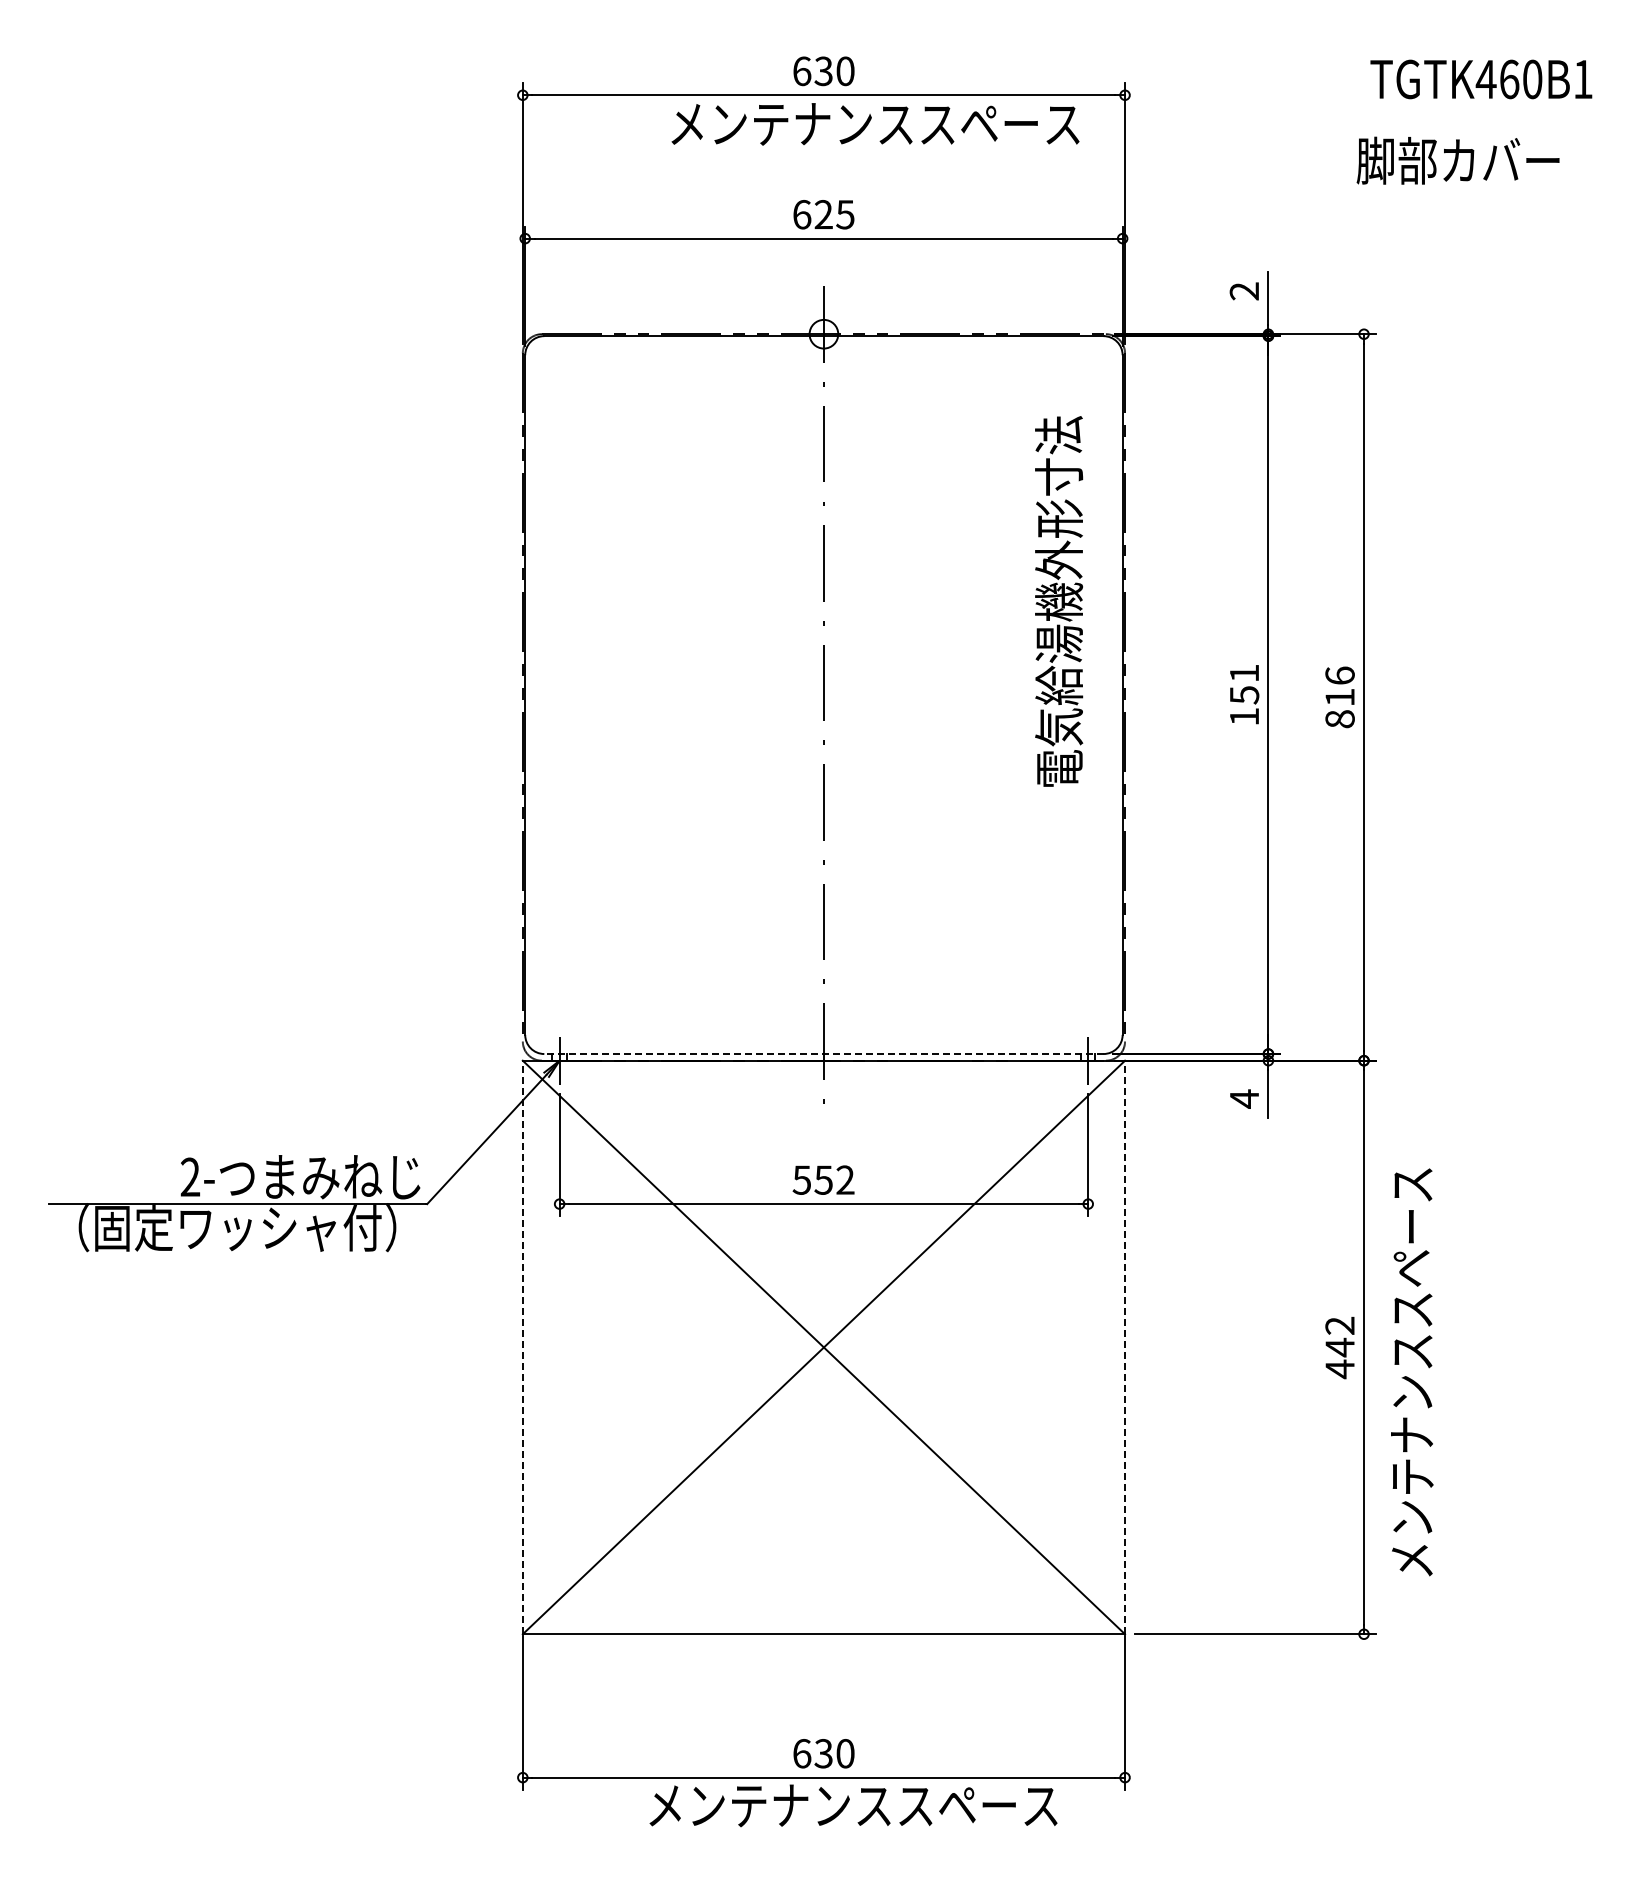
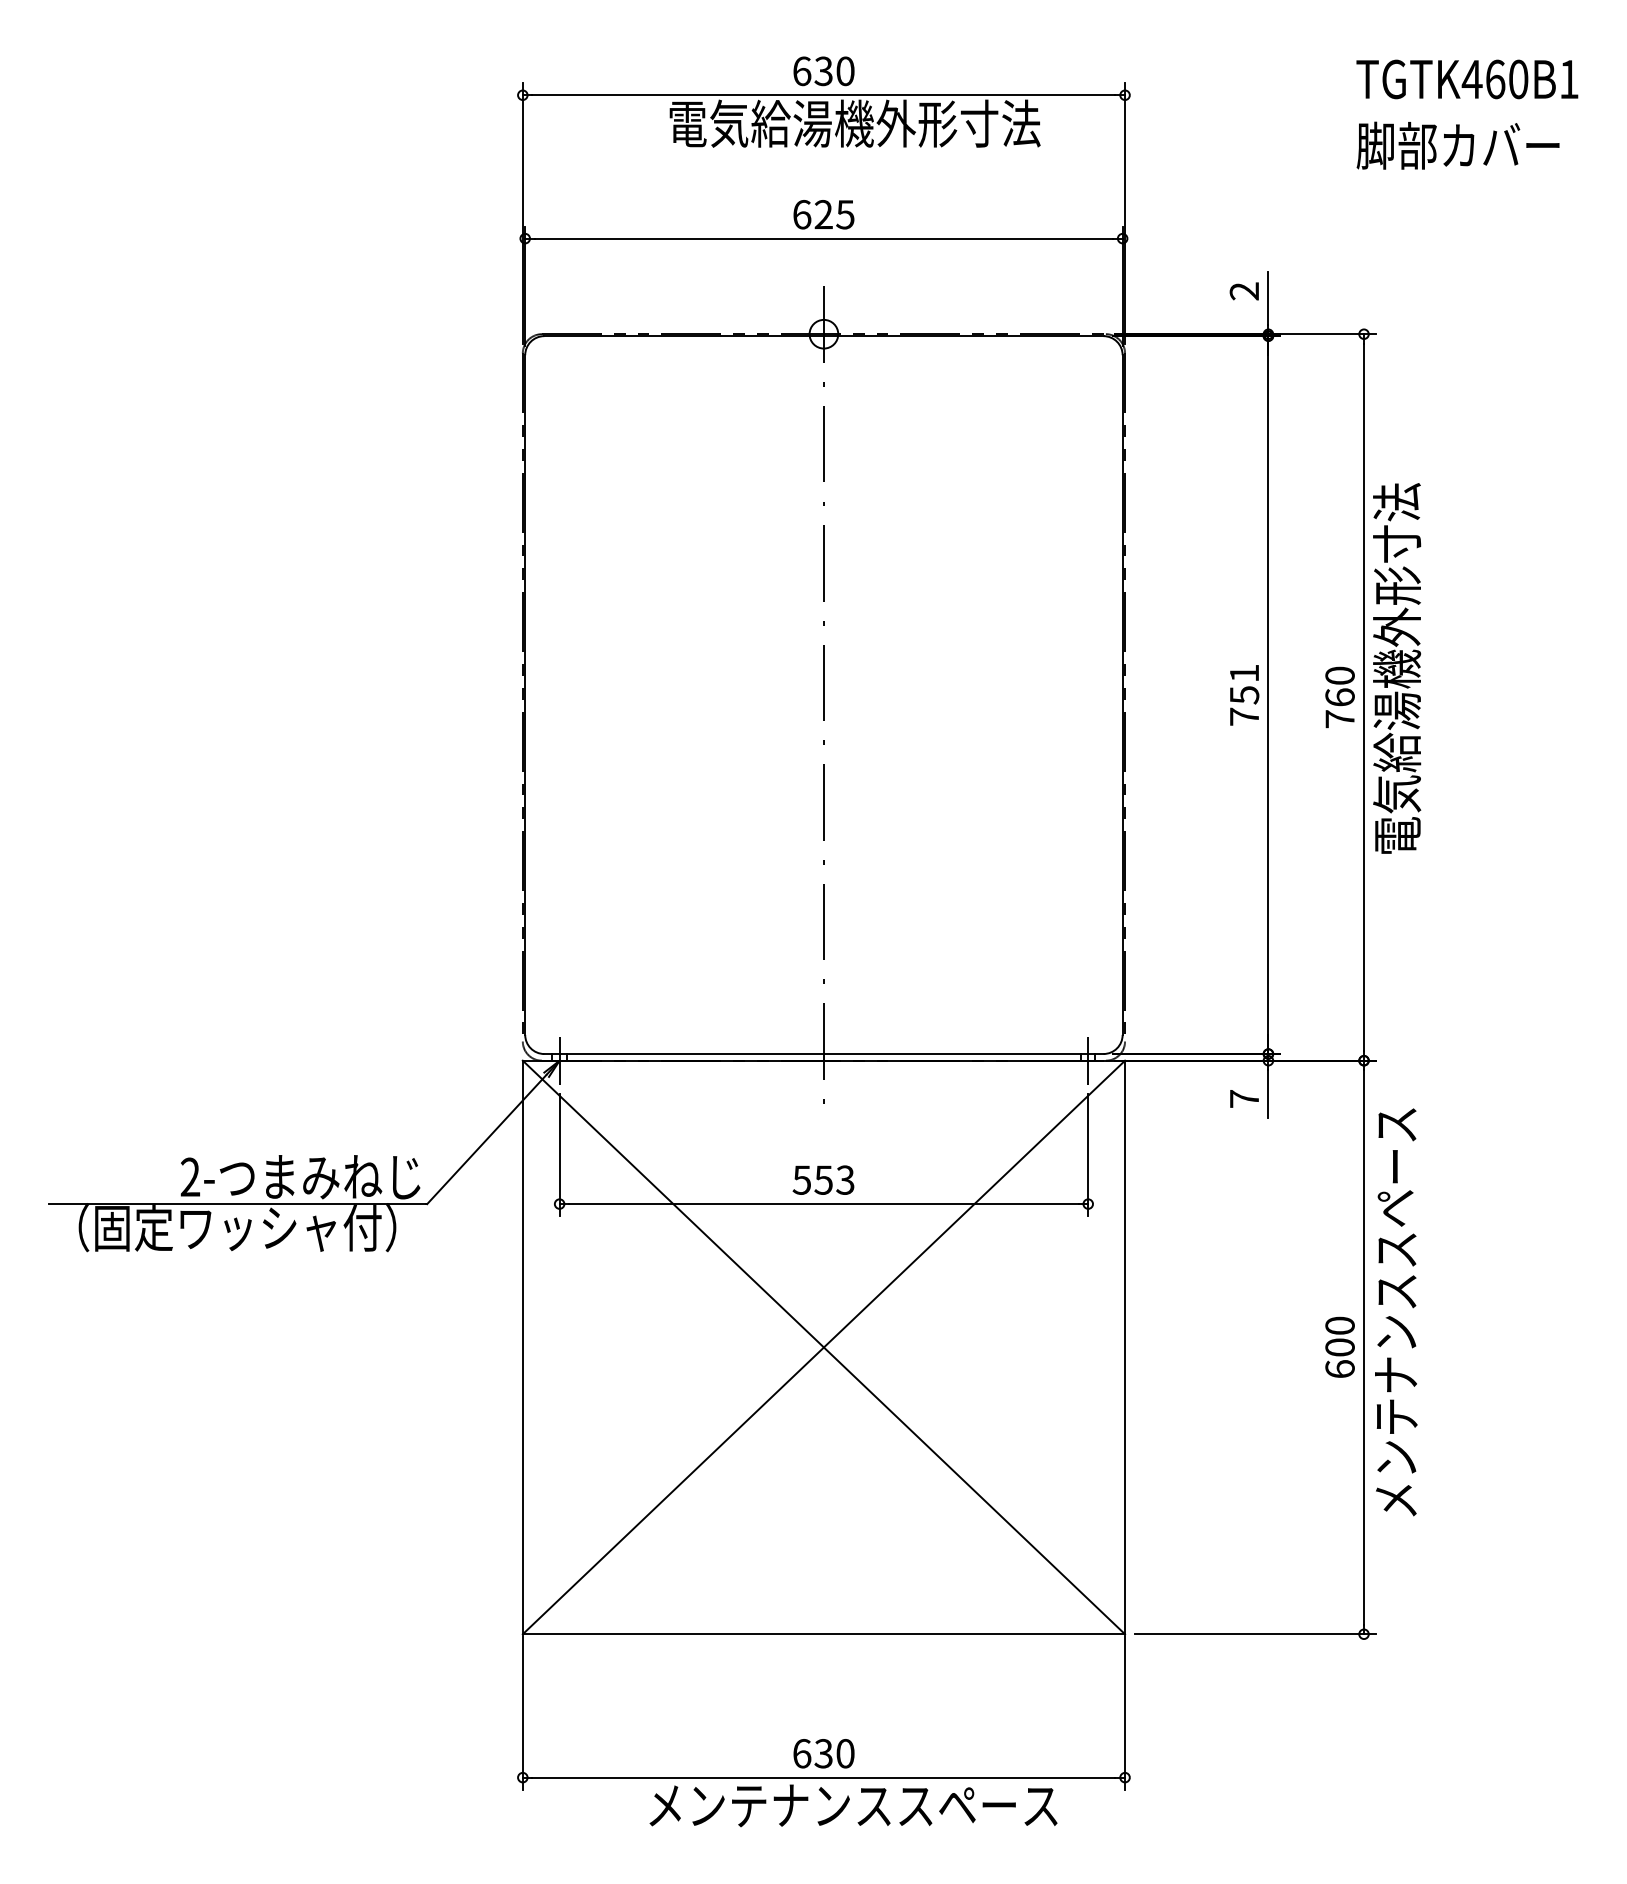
text position: (1481, 79) -> (1467, 79) (1467, 79)
text: メンテナンススペース -> 電気給湯機外形寸法 (874, 123)
text position: (1457, 160) -> (1457, 145) (1457, 145)
text position: (1059, 601) -> (1397, 668) (1397, 668)
text: 816 -> 760 (1339, 697)
text: 151 -> 751 (1244, 716)
line: dashed -> solid (823, 1054)
text: 4 -> 7 (1244, 1098)
text: 552 -> 553 (845, 1179)
line: dashed -> solid (522, 1347)
line: dashed -> solid (1125, 1347)
text: 442 -> 600 (1339, 1347)
text position: (1412, 1372) -> (1396, 1312) (1396, 1312)
